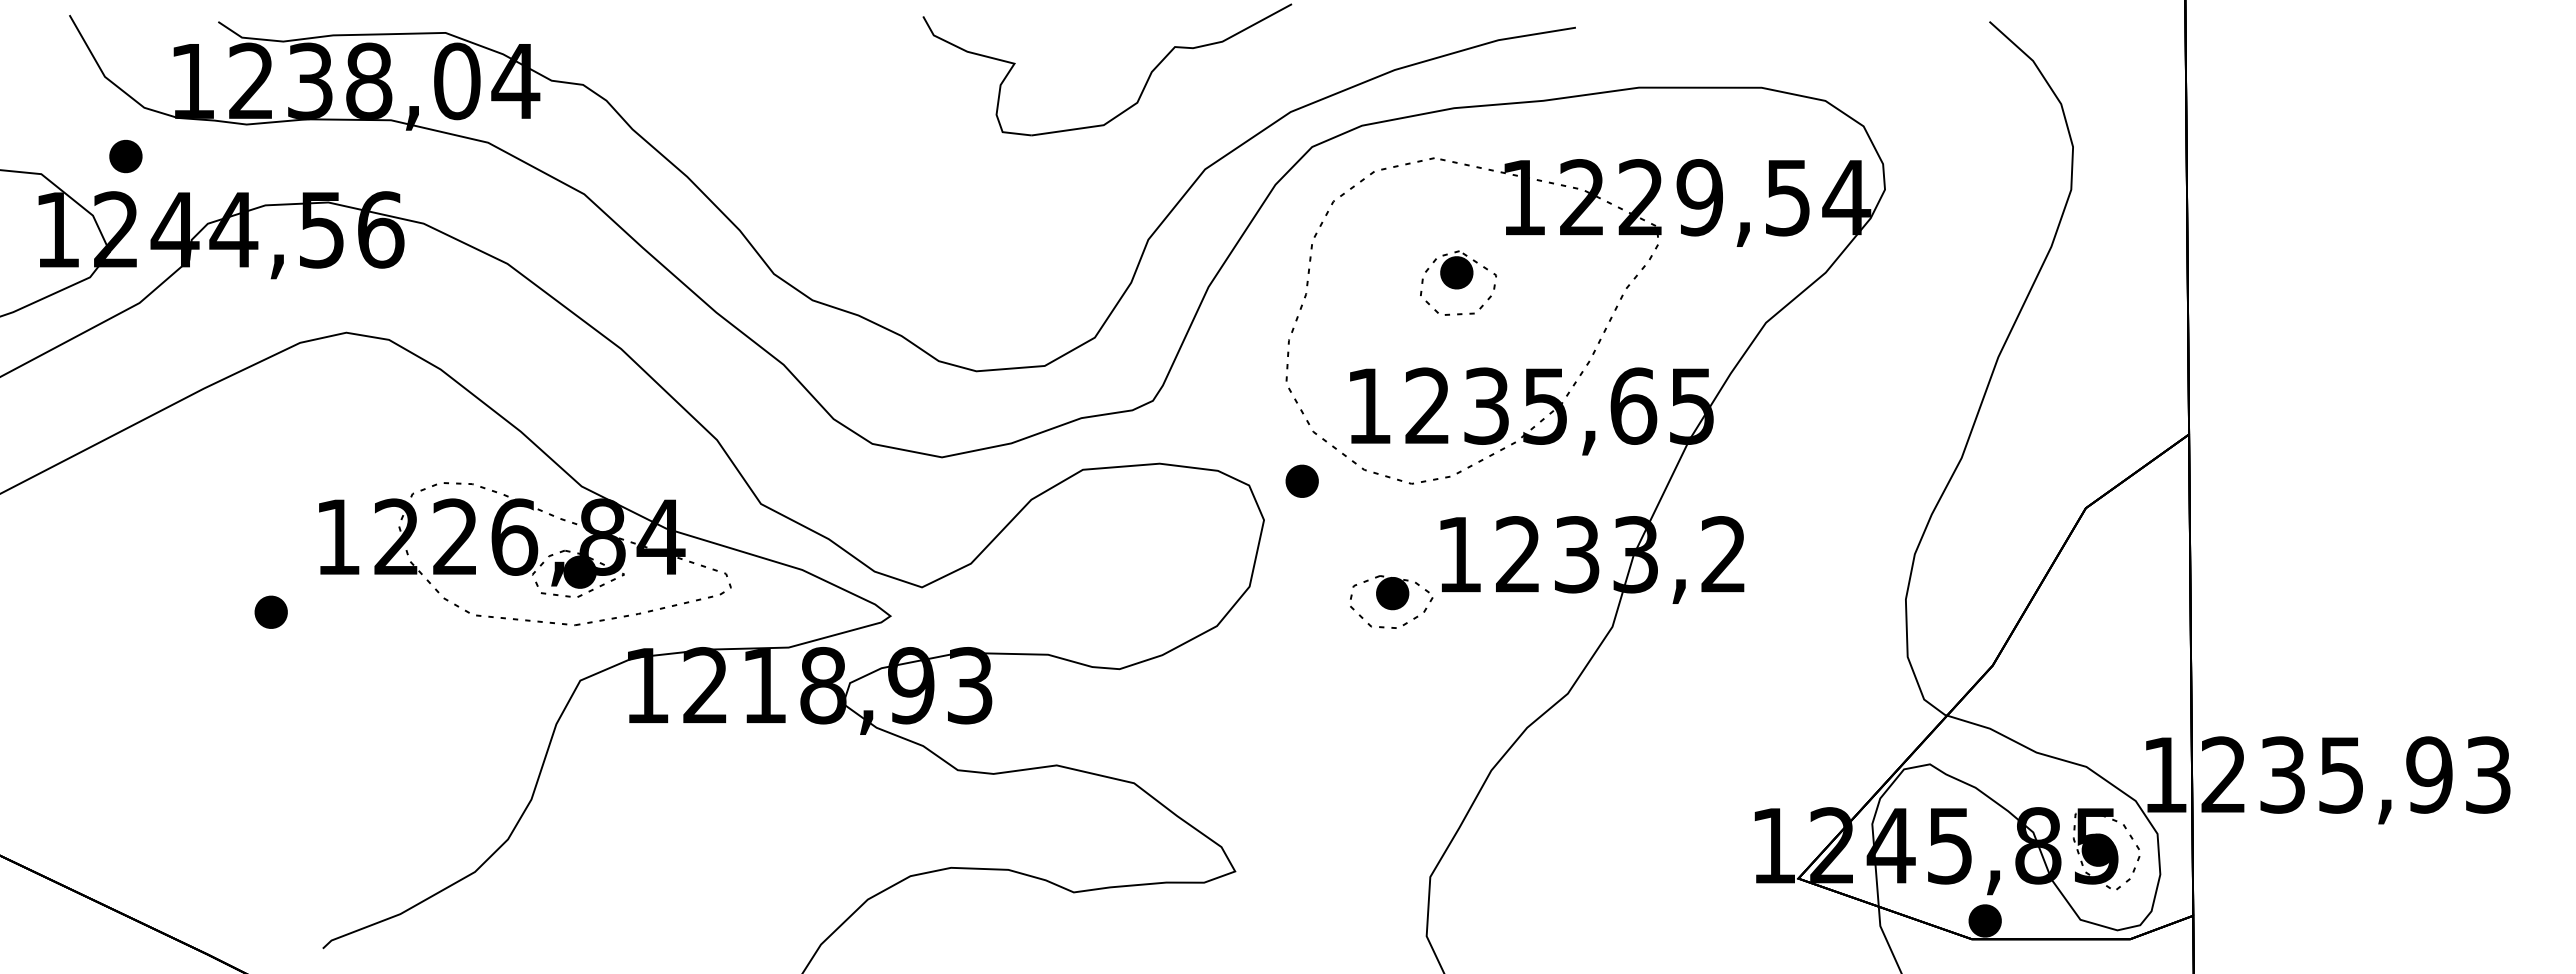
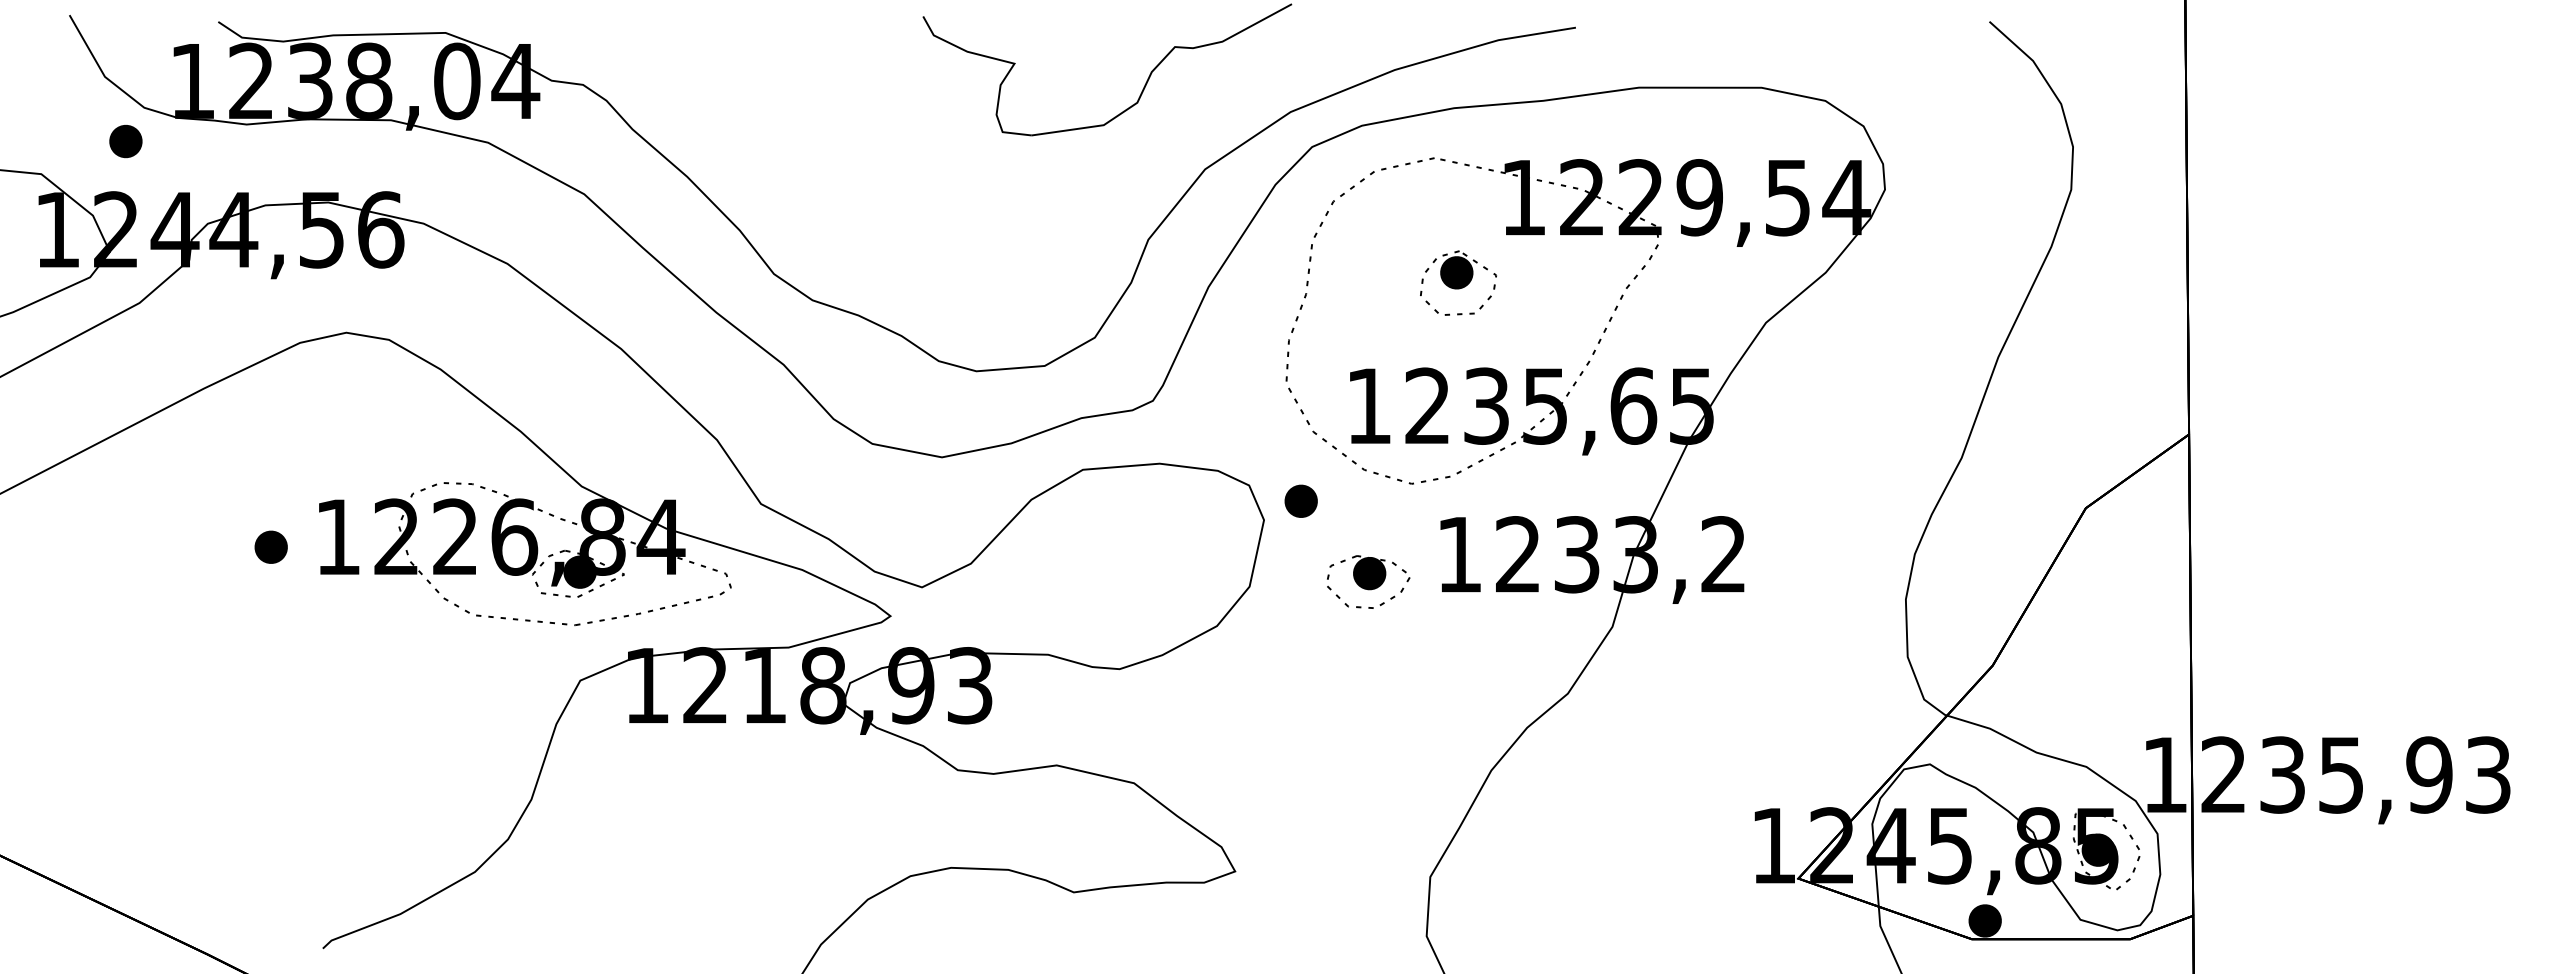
part position: (125, 156) -> (125, 141) (125, 141)
part position: (1301, 480) -> (1300, 500) (1300, 500)
part position: (1391, 601) -> (1368, 581) (1368, 581)
part position: (270, 611) -> (270, 546) (270, 546)
